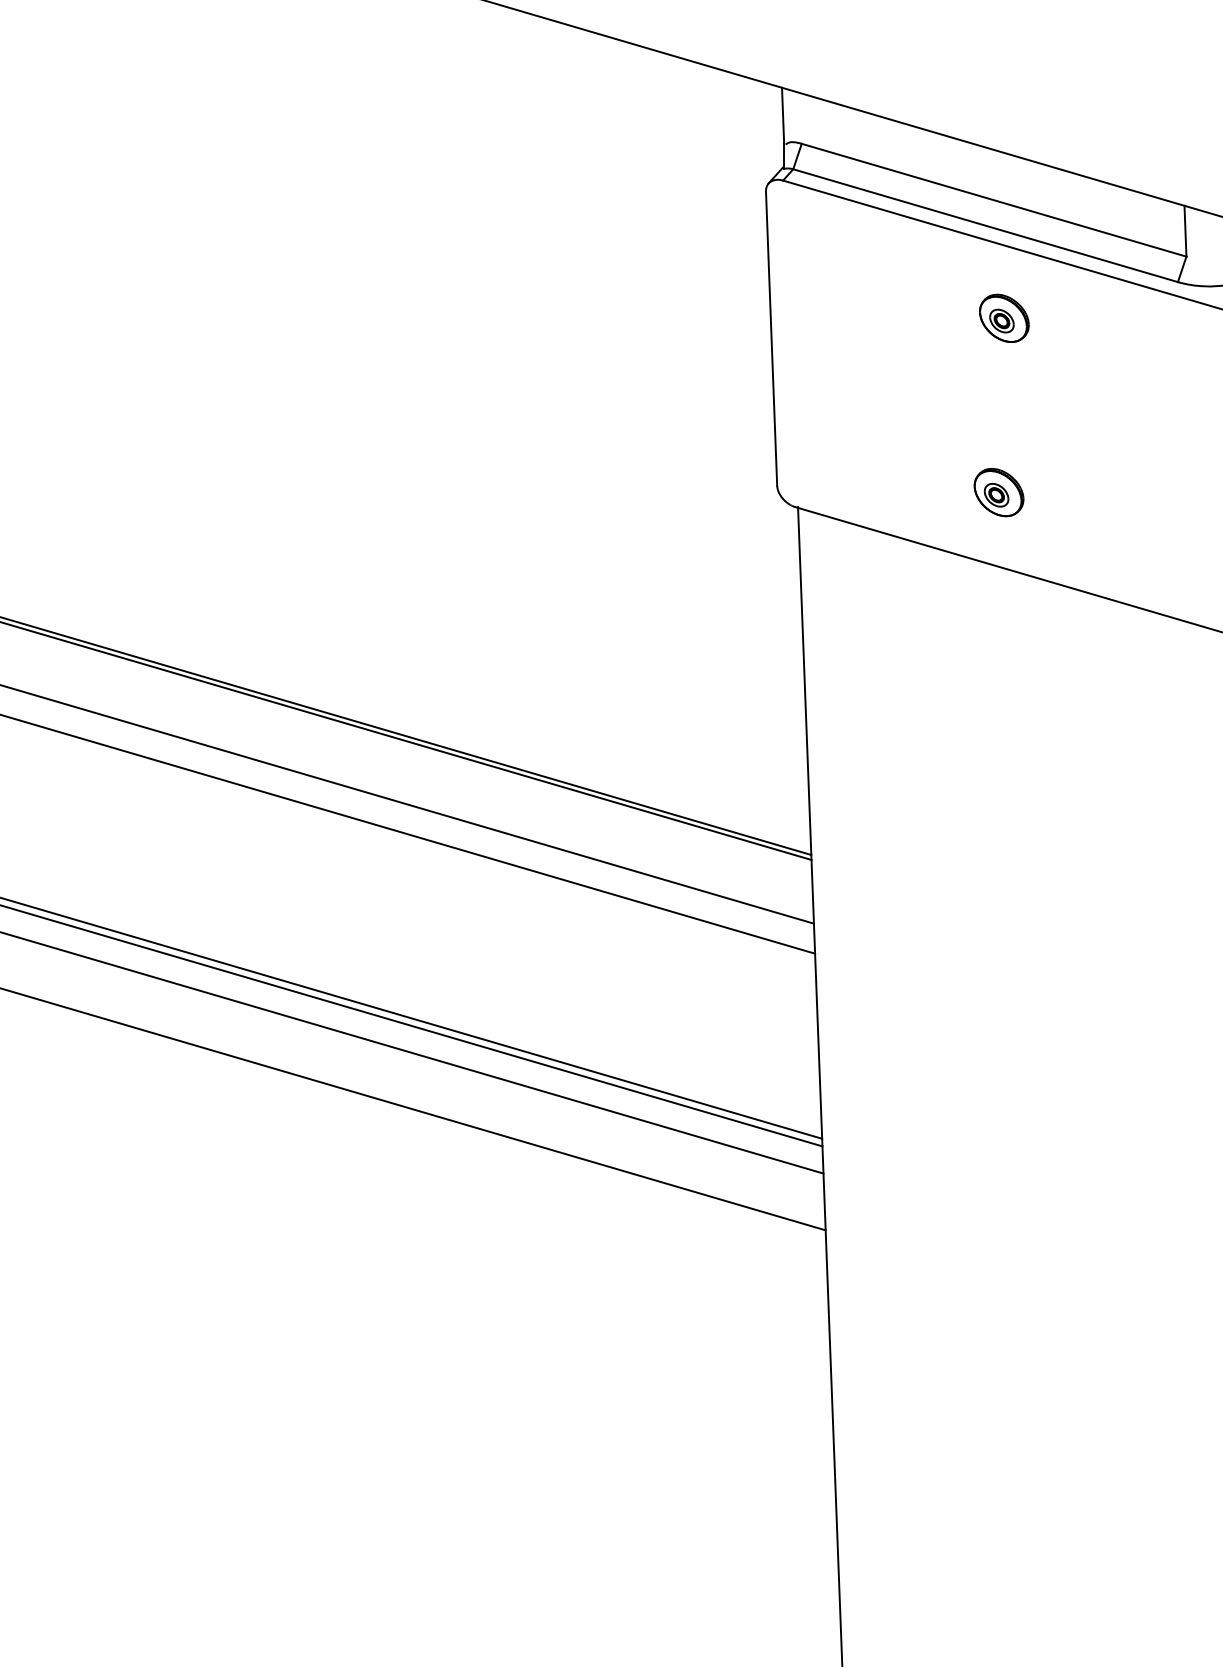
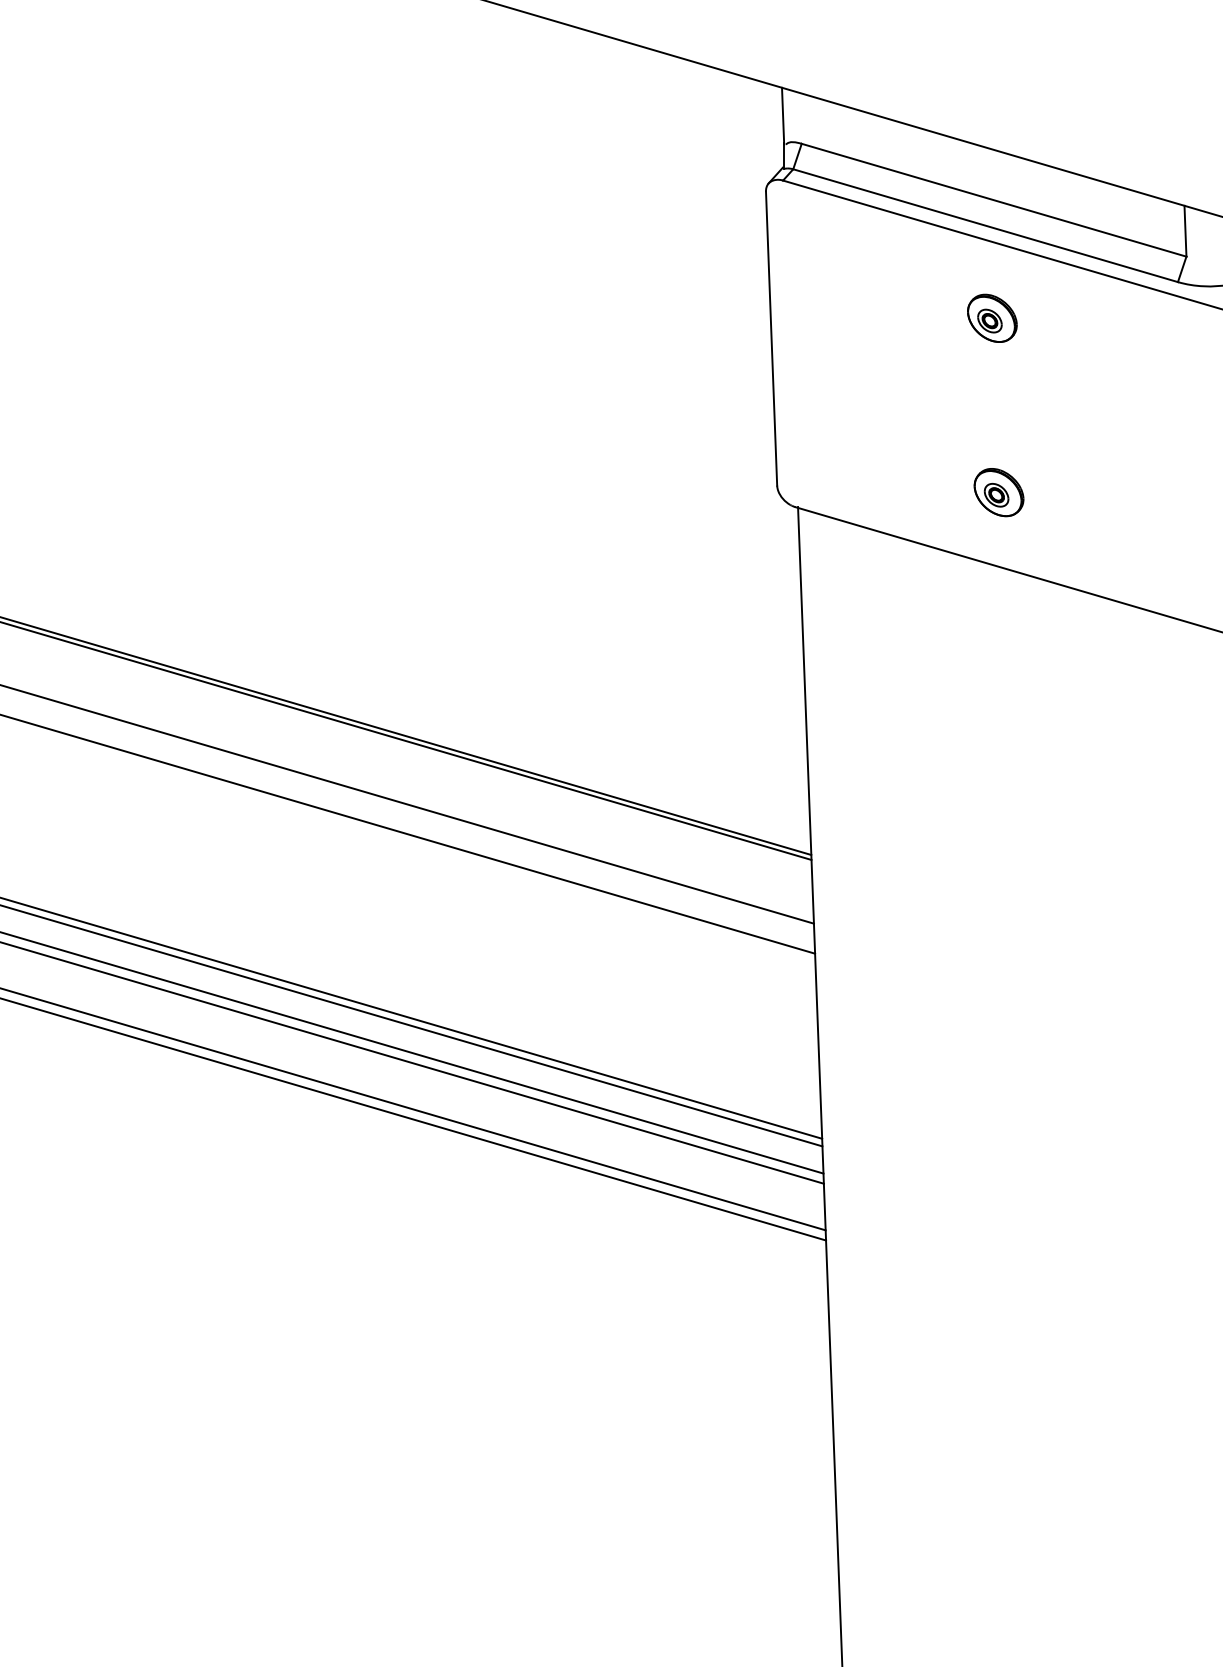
part position: (1004, 317) -> (992, 317) (992, 317)
line: none -> present (412, 1062)
line: none -> present (414, 1119)
